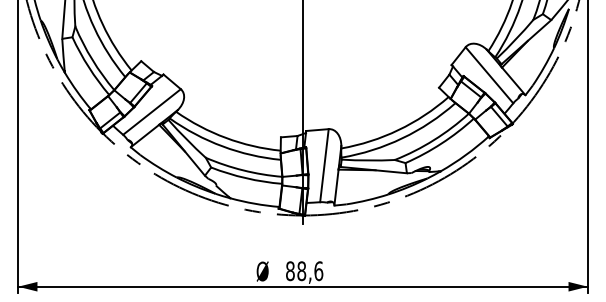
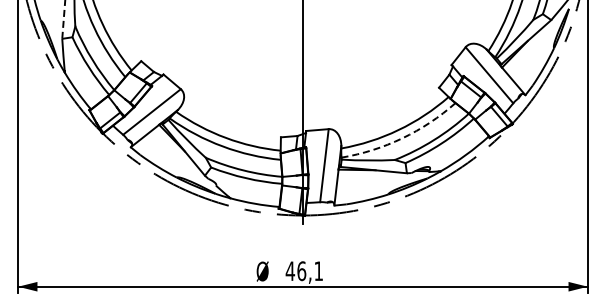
line: solid -> dashed (63, 19)
arc: solid -> dashed (402, 138)
text: 88,6 -> 46,1 (304, 271)
